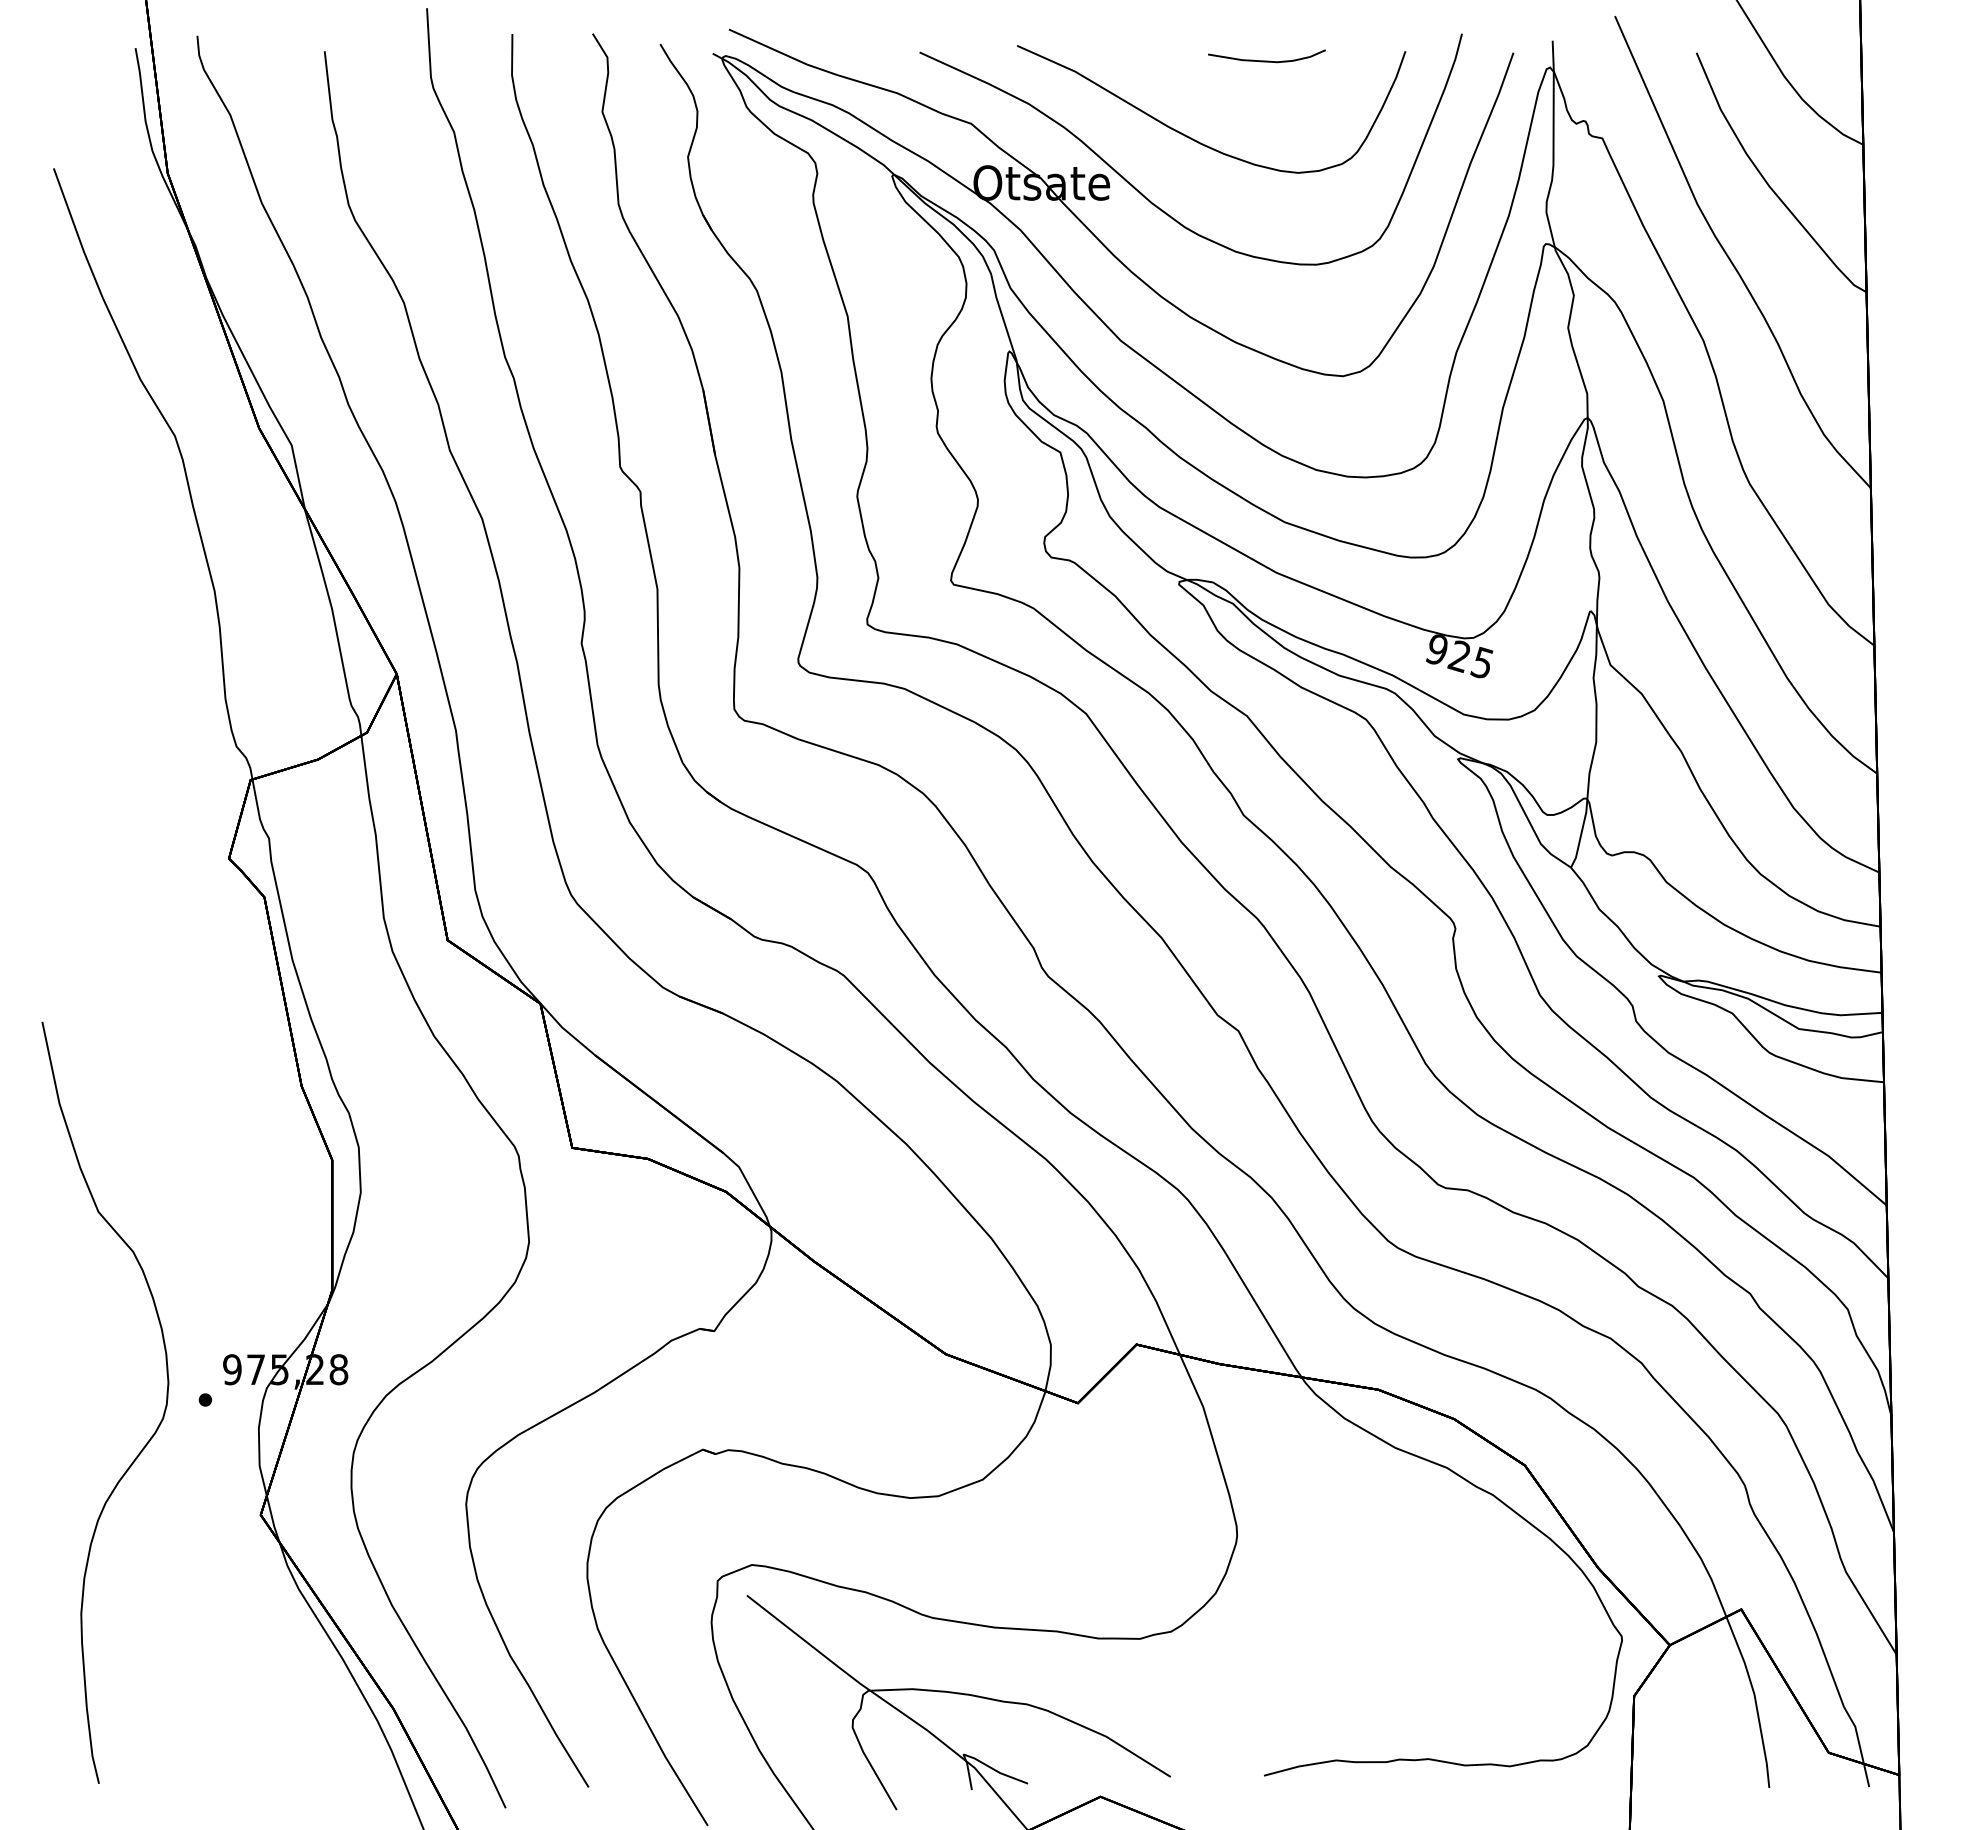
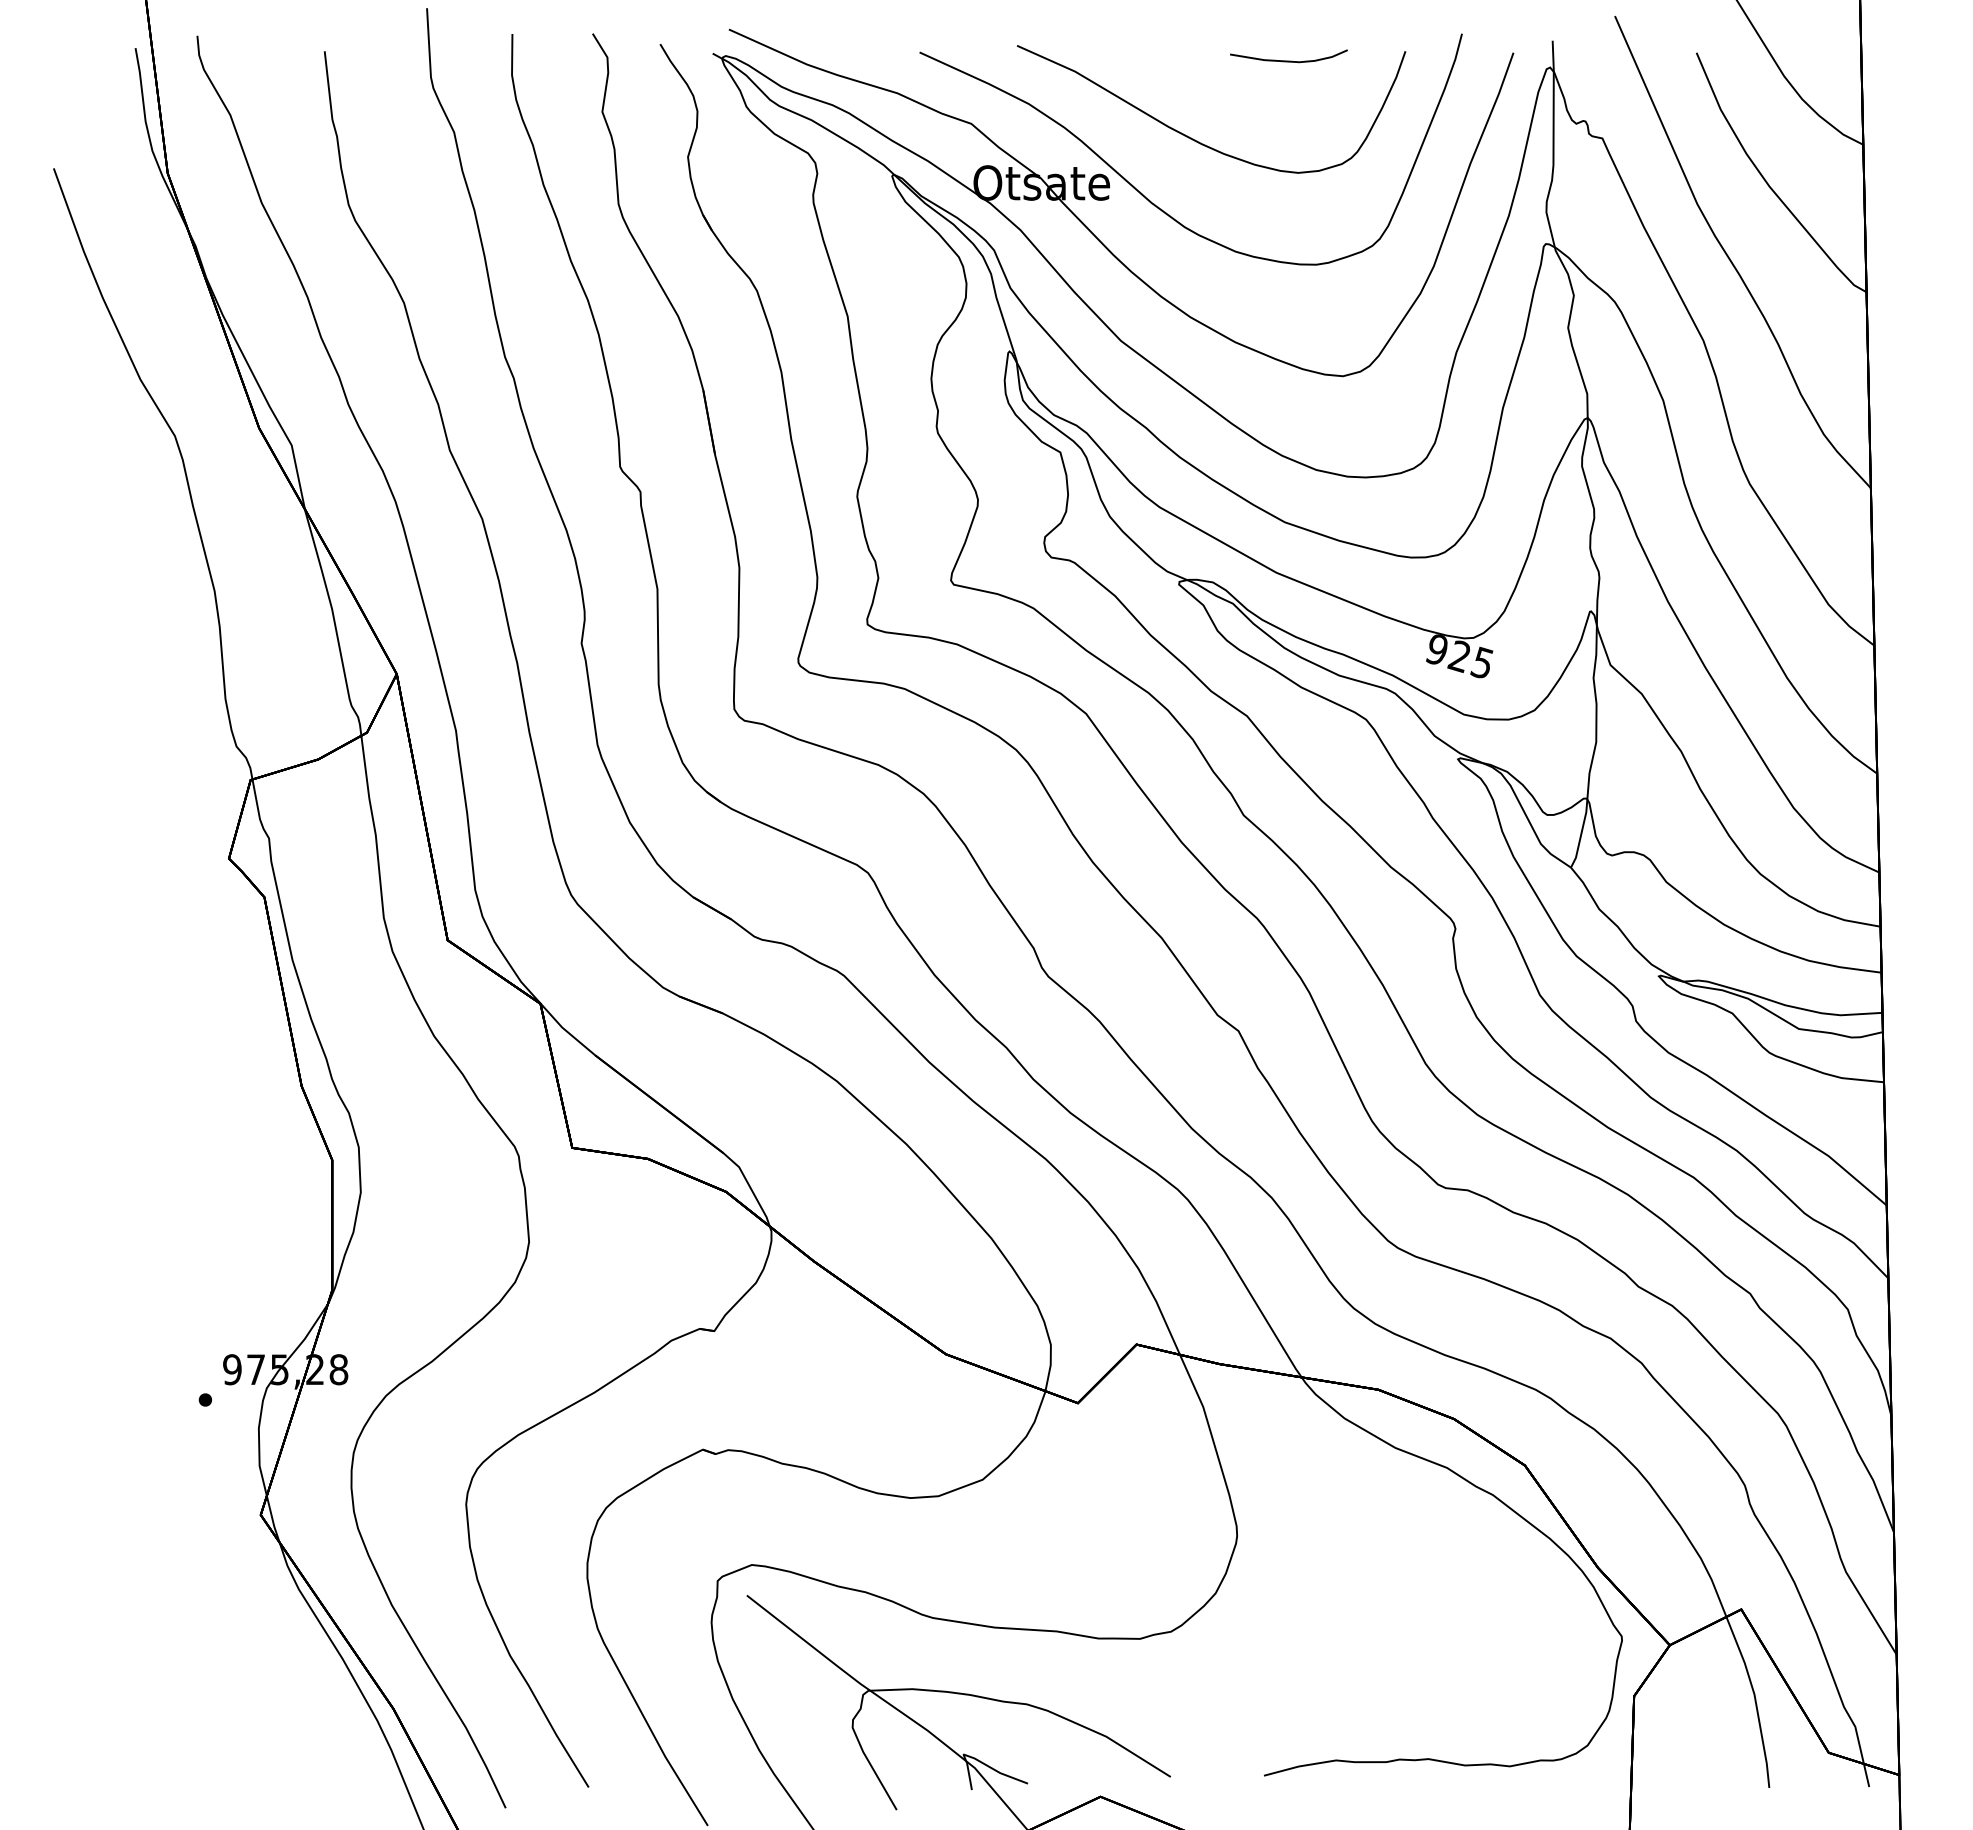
curve position: (1266, 60) -> (1288, 60) (1288, 60)
curve: present -> none (150, 1437)
